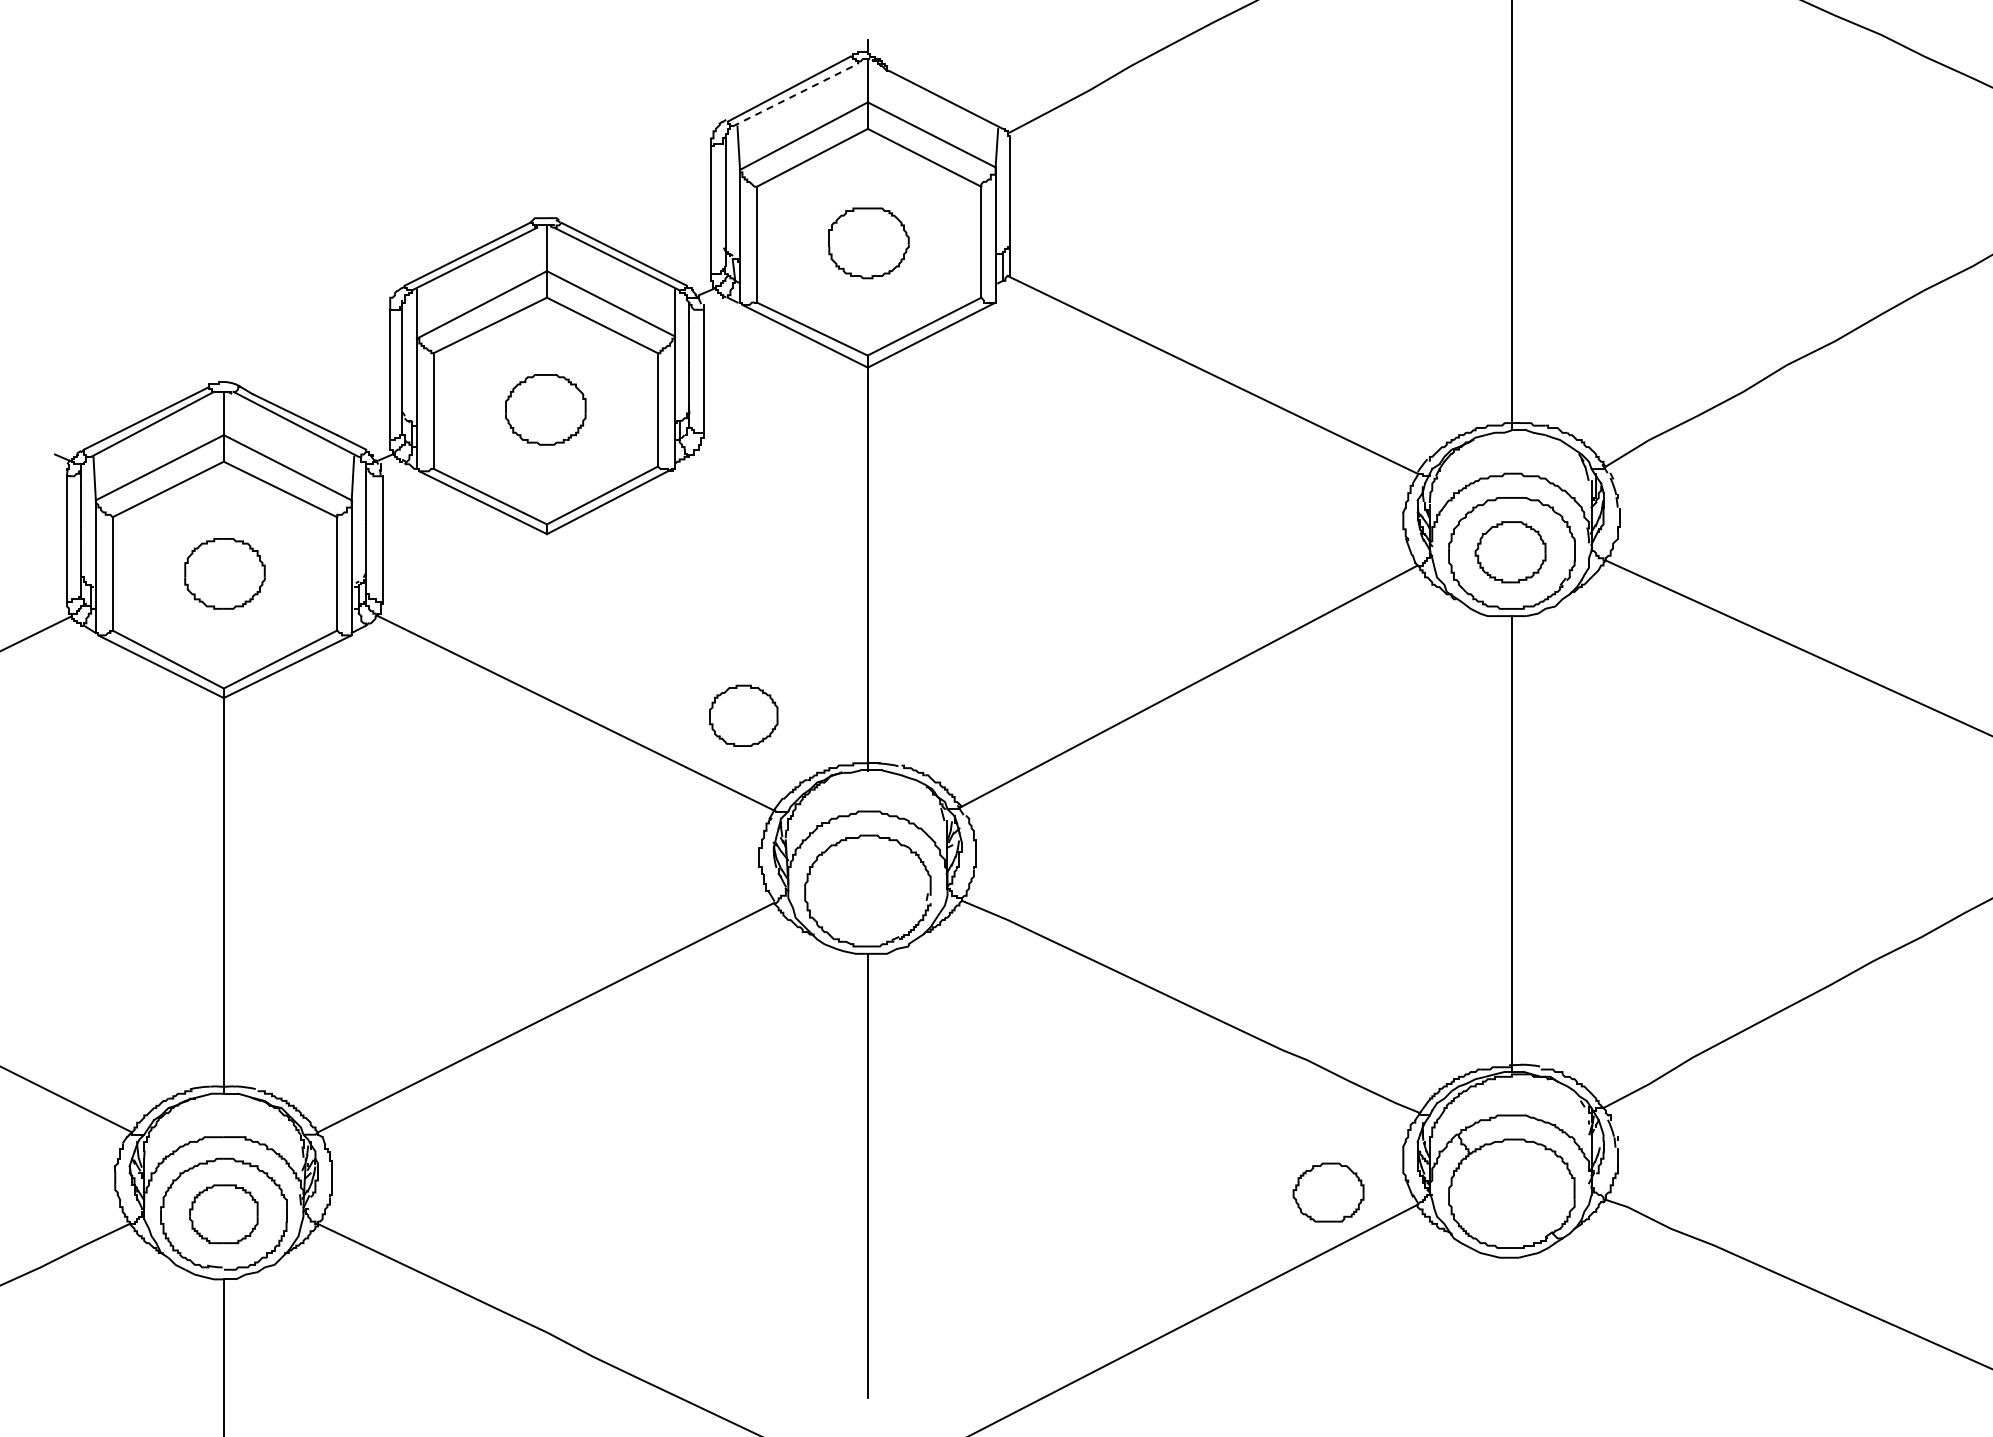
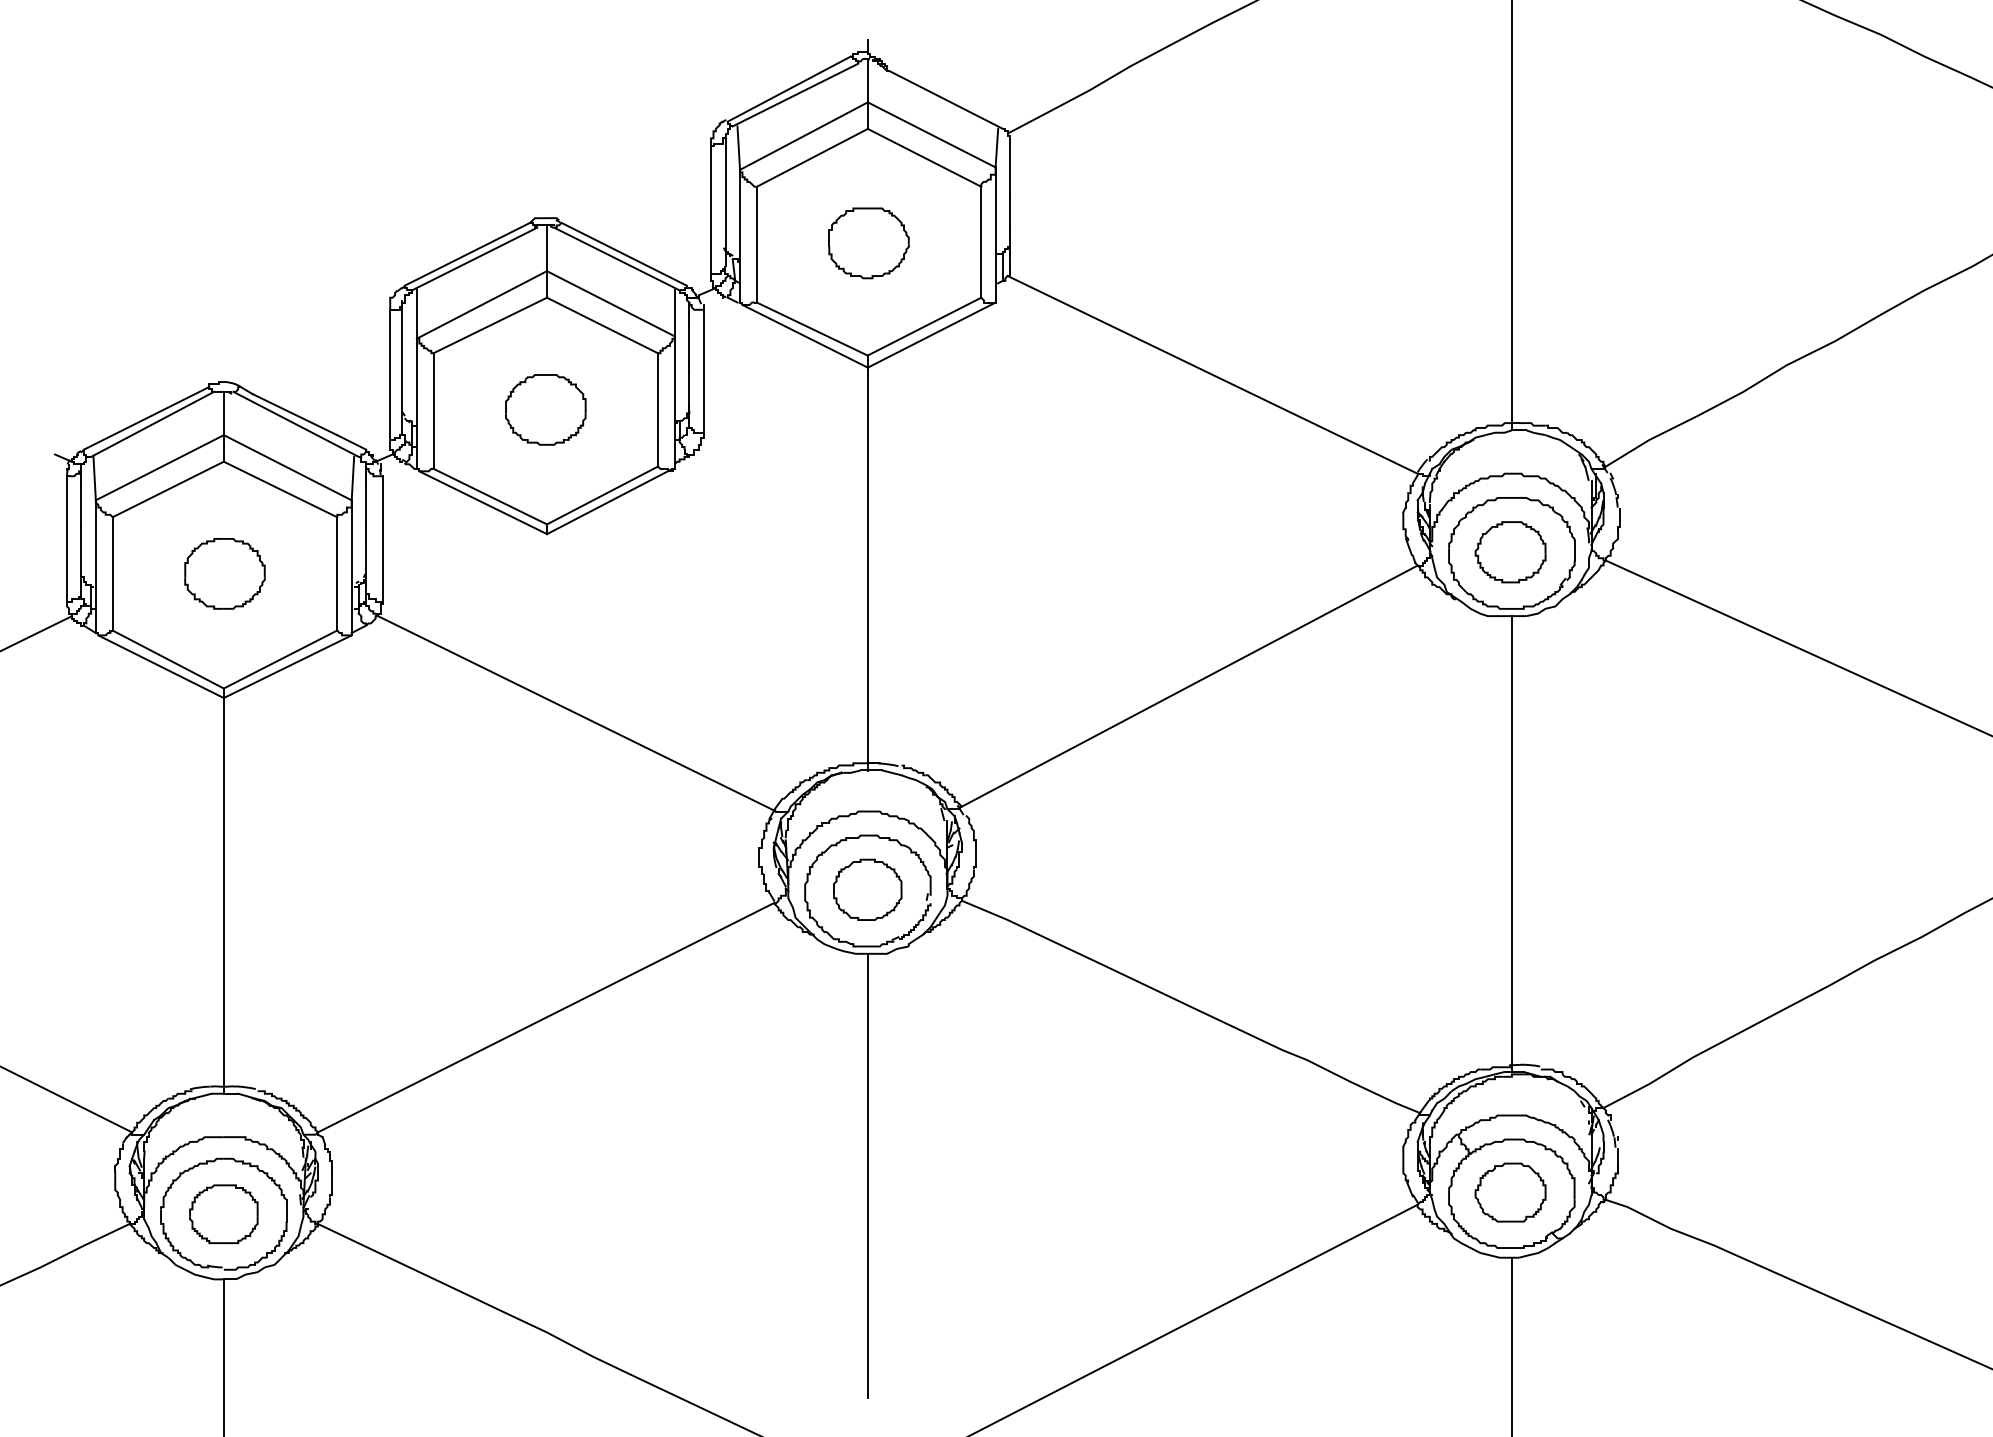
line: dashed -> solid (795, 94)
part position: (743, 715) -> (867, 889) (867, 889)
part position: (1328, 1192) -> (1510, 1192) (1510, 1192)
line: none -> present (1511, 1345)
